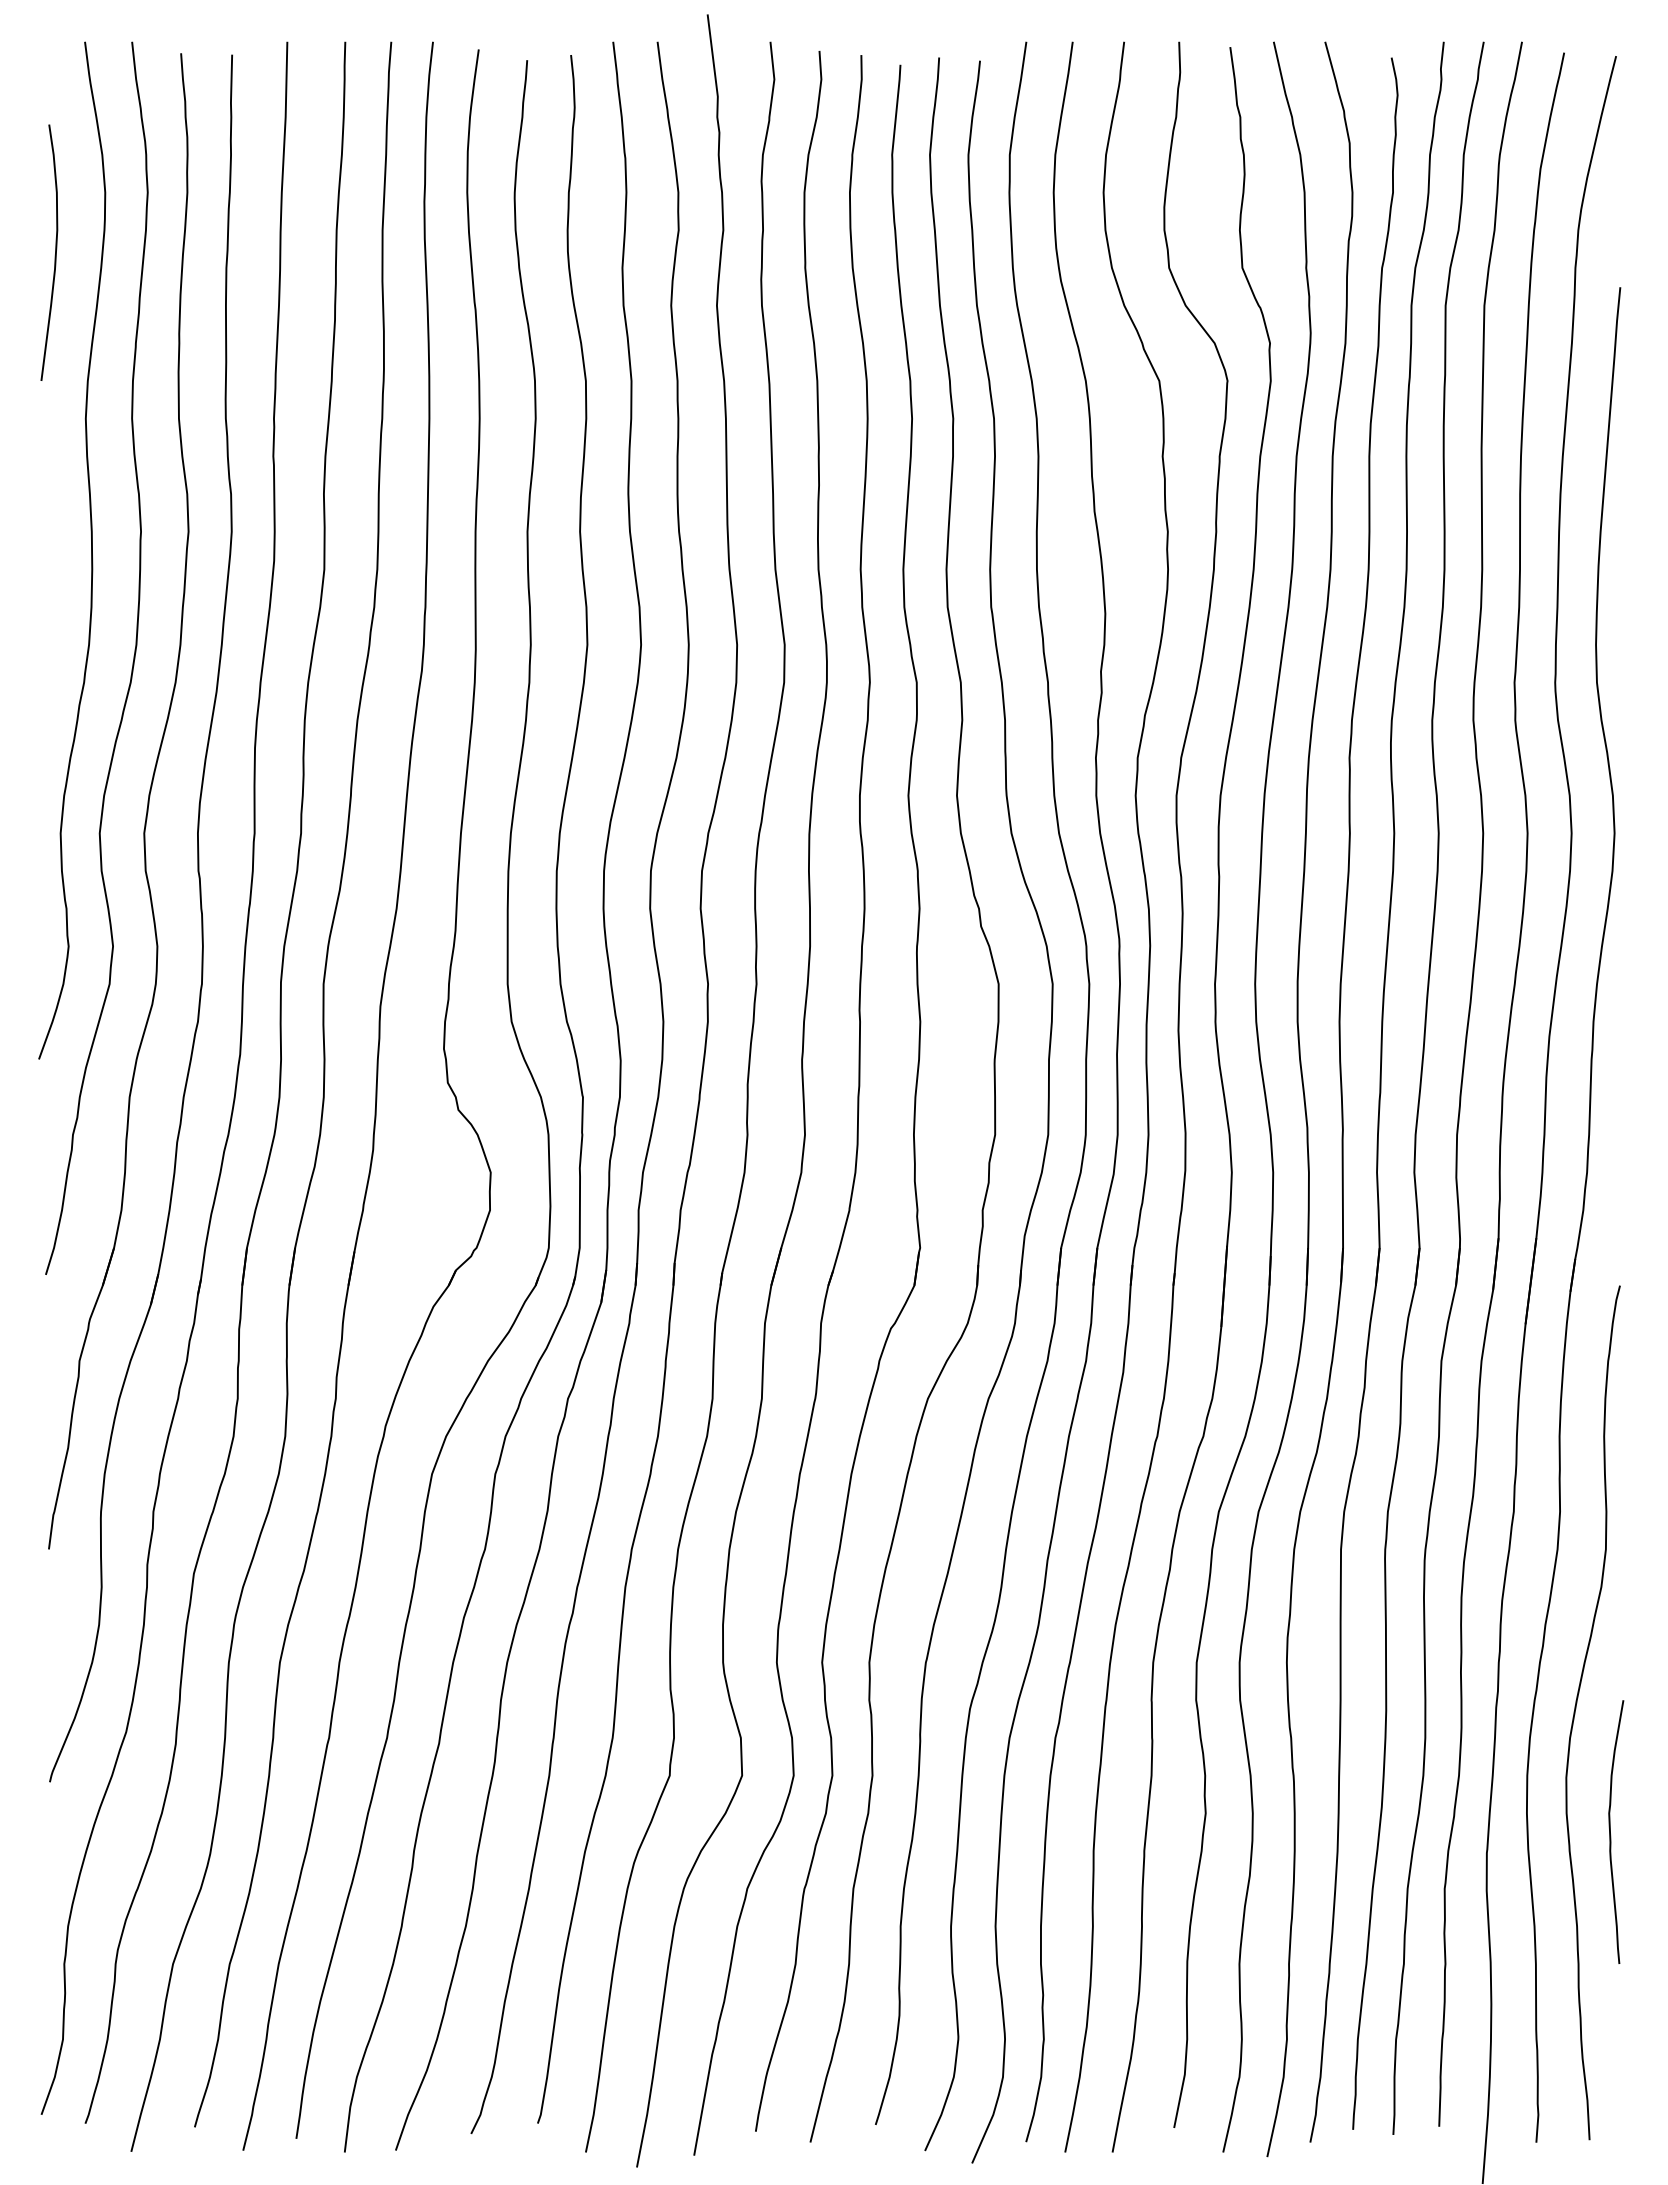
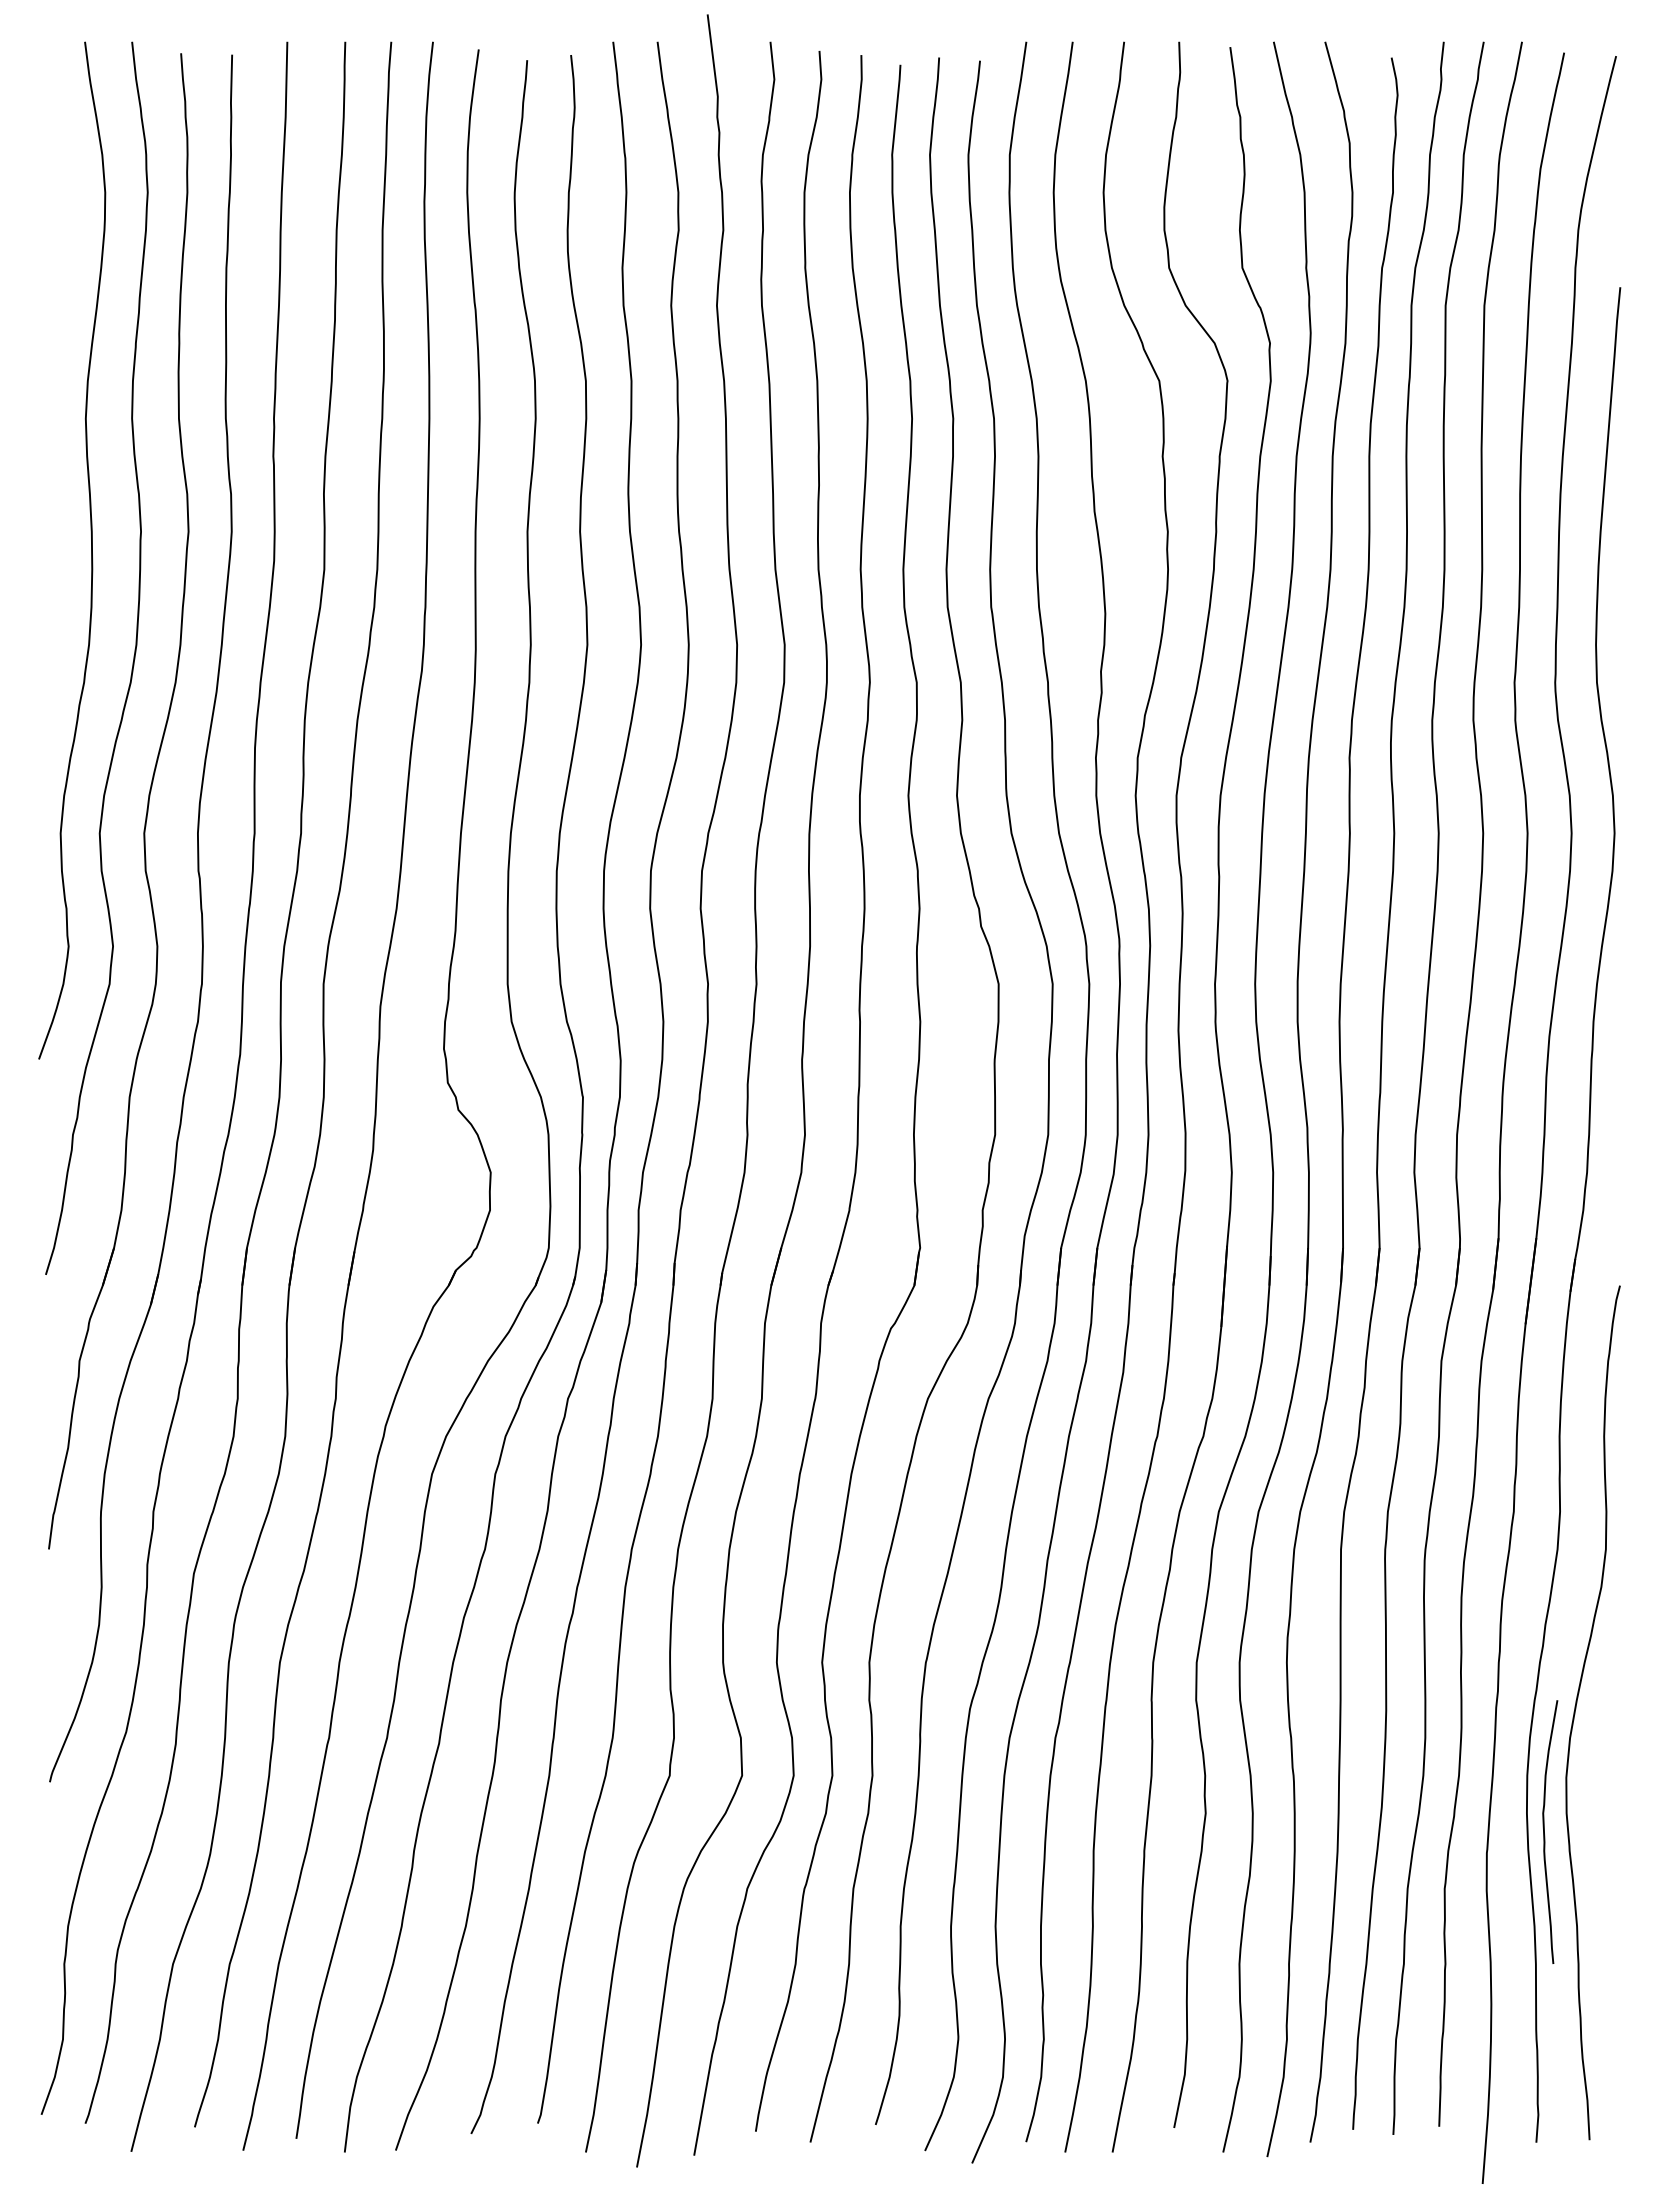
curve: present -> none (54, 255)
curve position: (1610, 1831) -> (1544, 1831) (1544, 1831)
